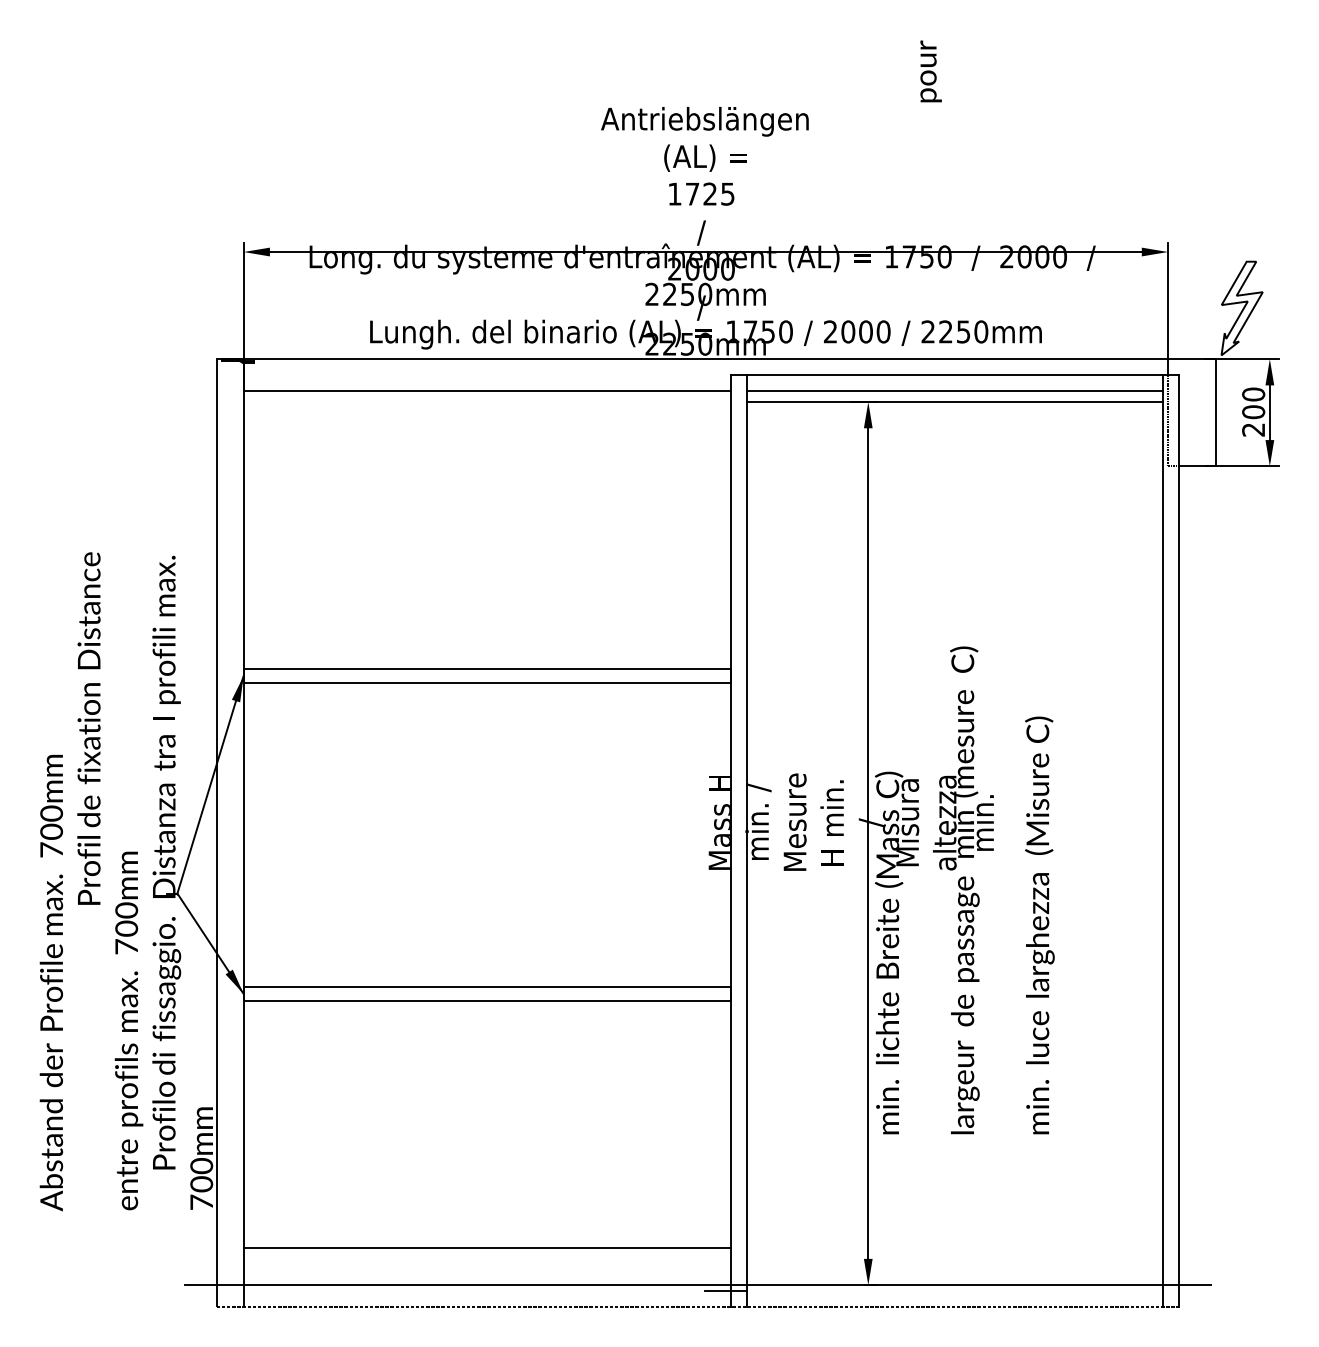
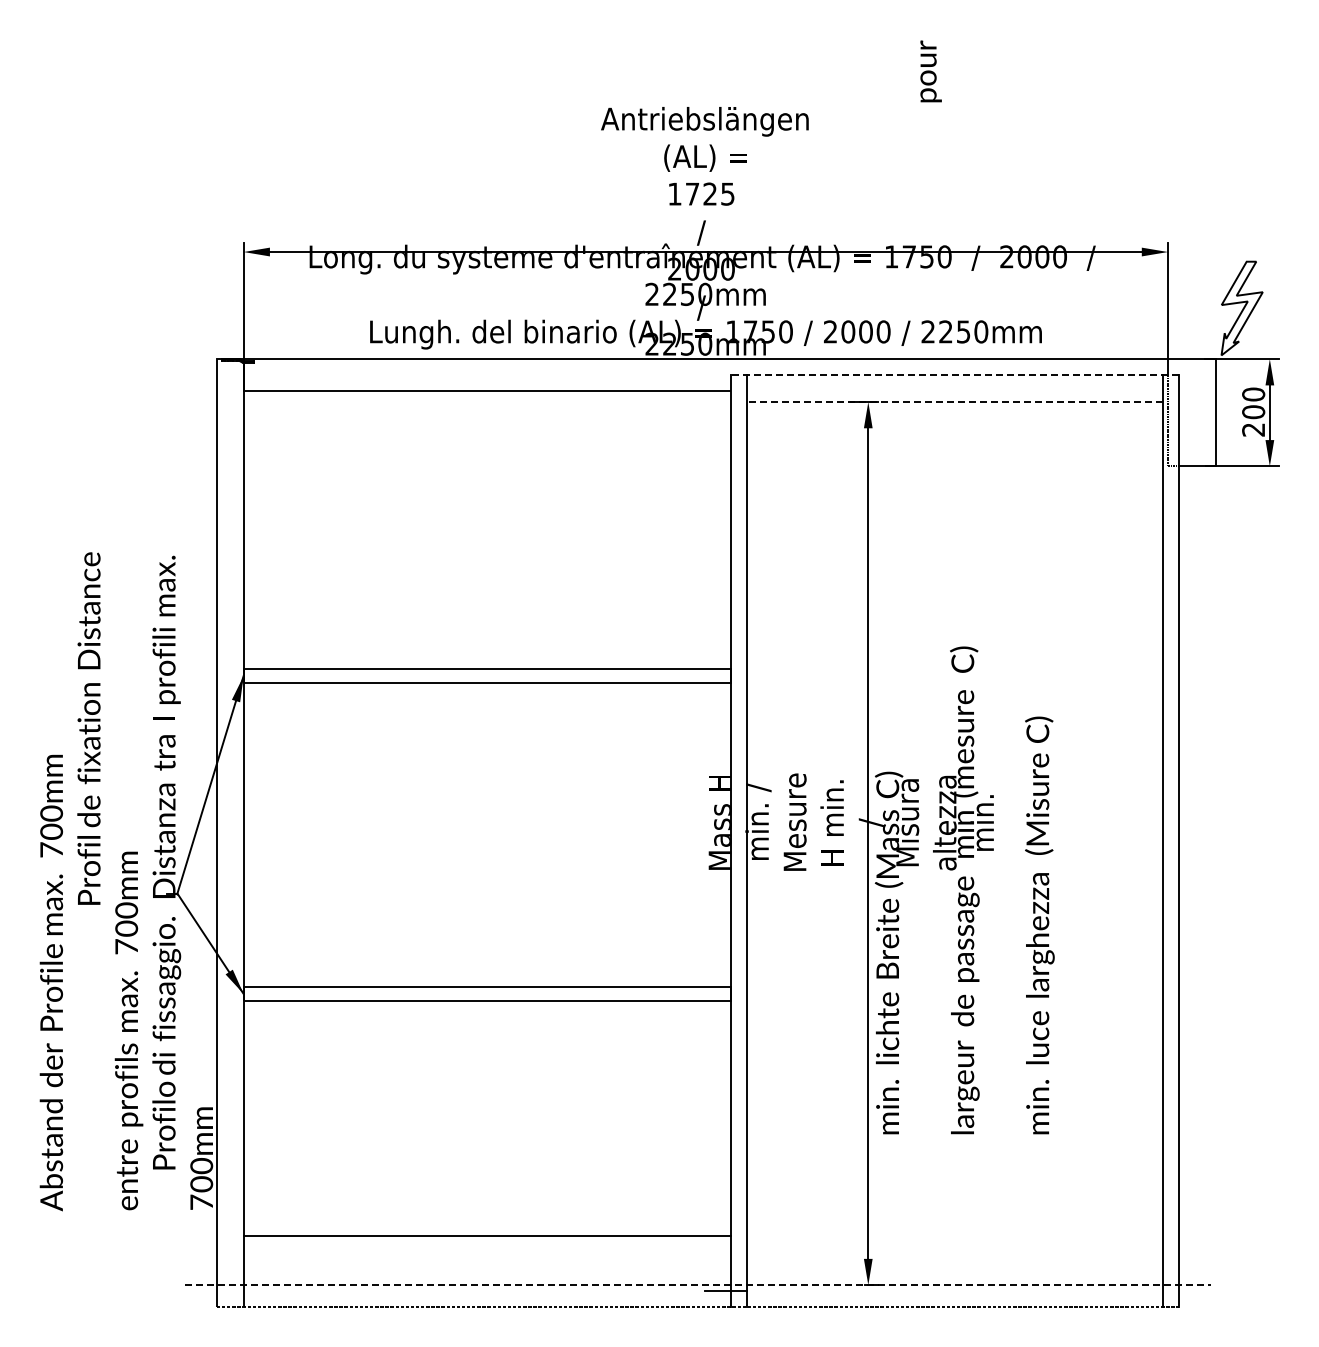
line: solid -> dashed (955, 375)
line: present -> none (954, 391)
line: solid -> dashed (955, 402)
line position: (487, 1247) -> (487, 1235) (487, 1235)
line: solid -> dashed (698, 1285)
